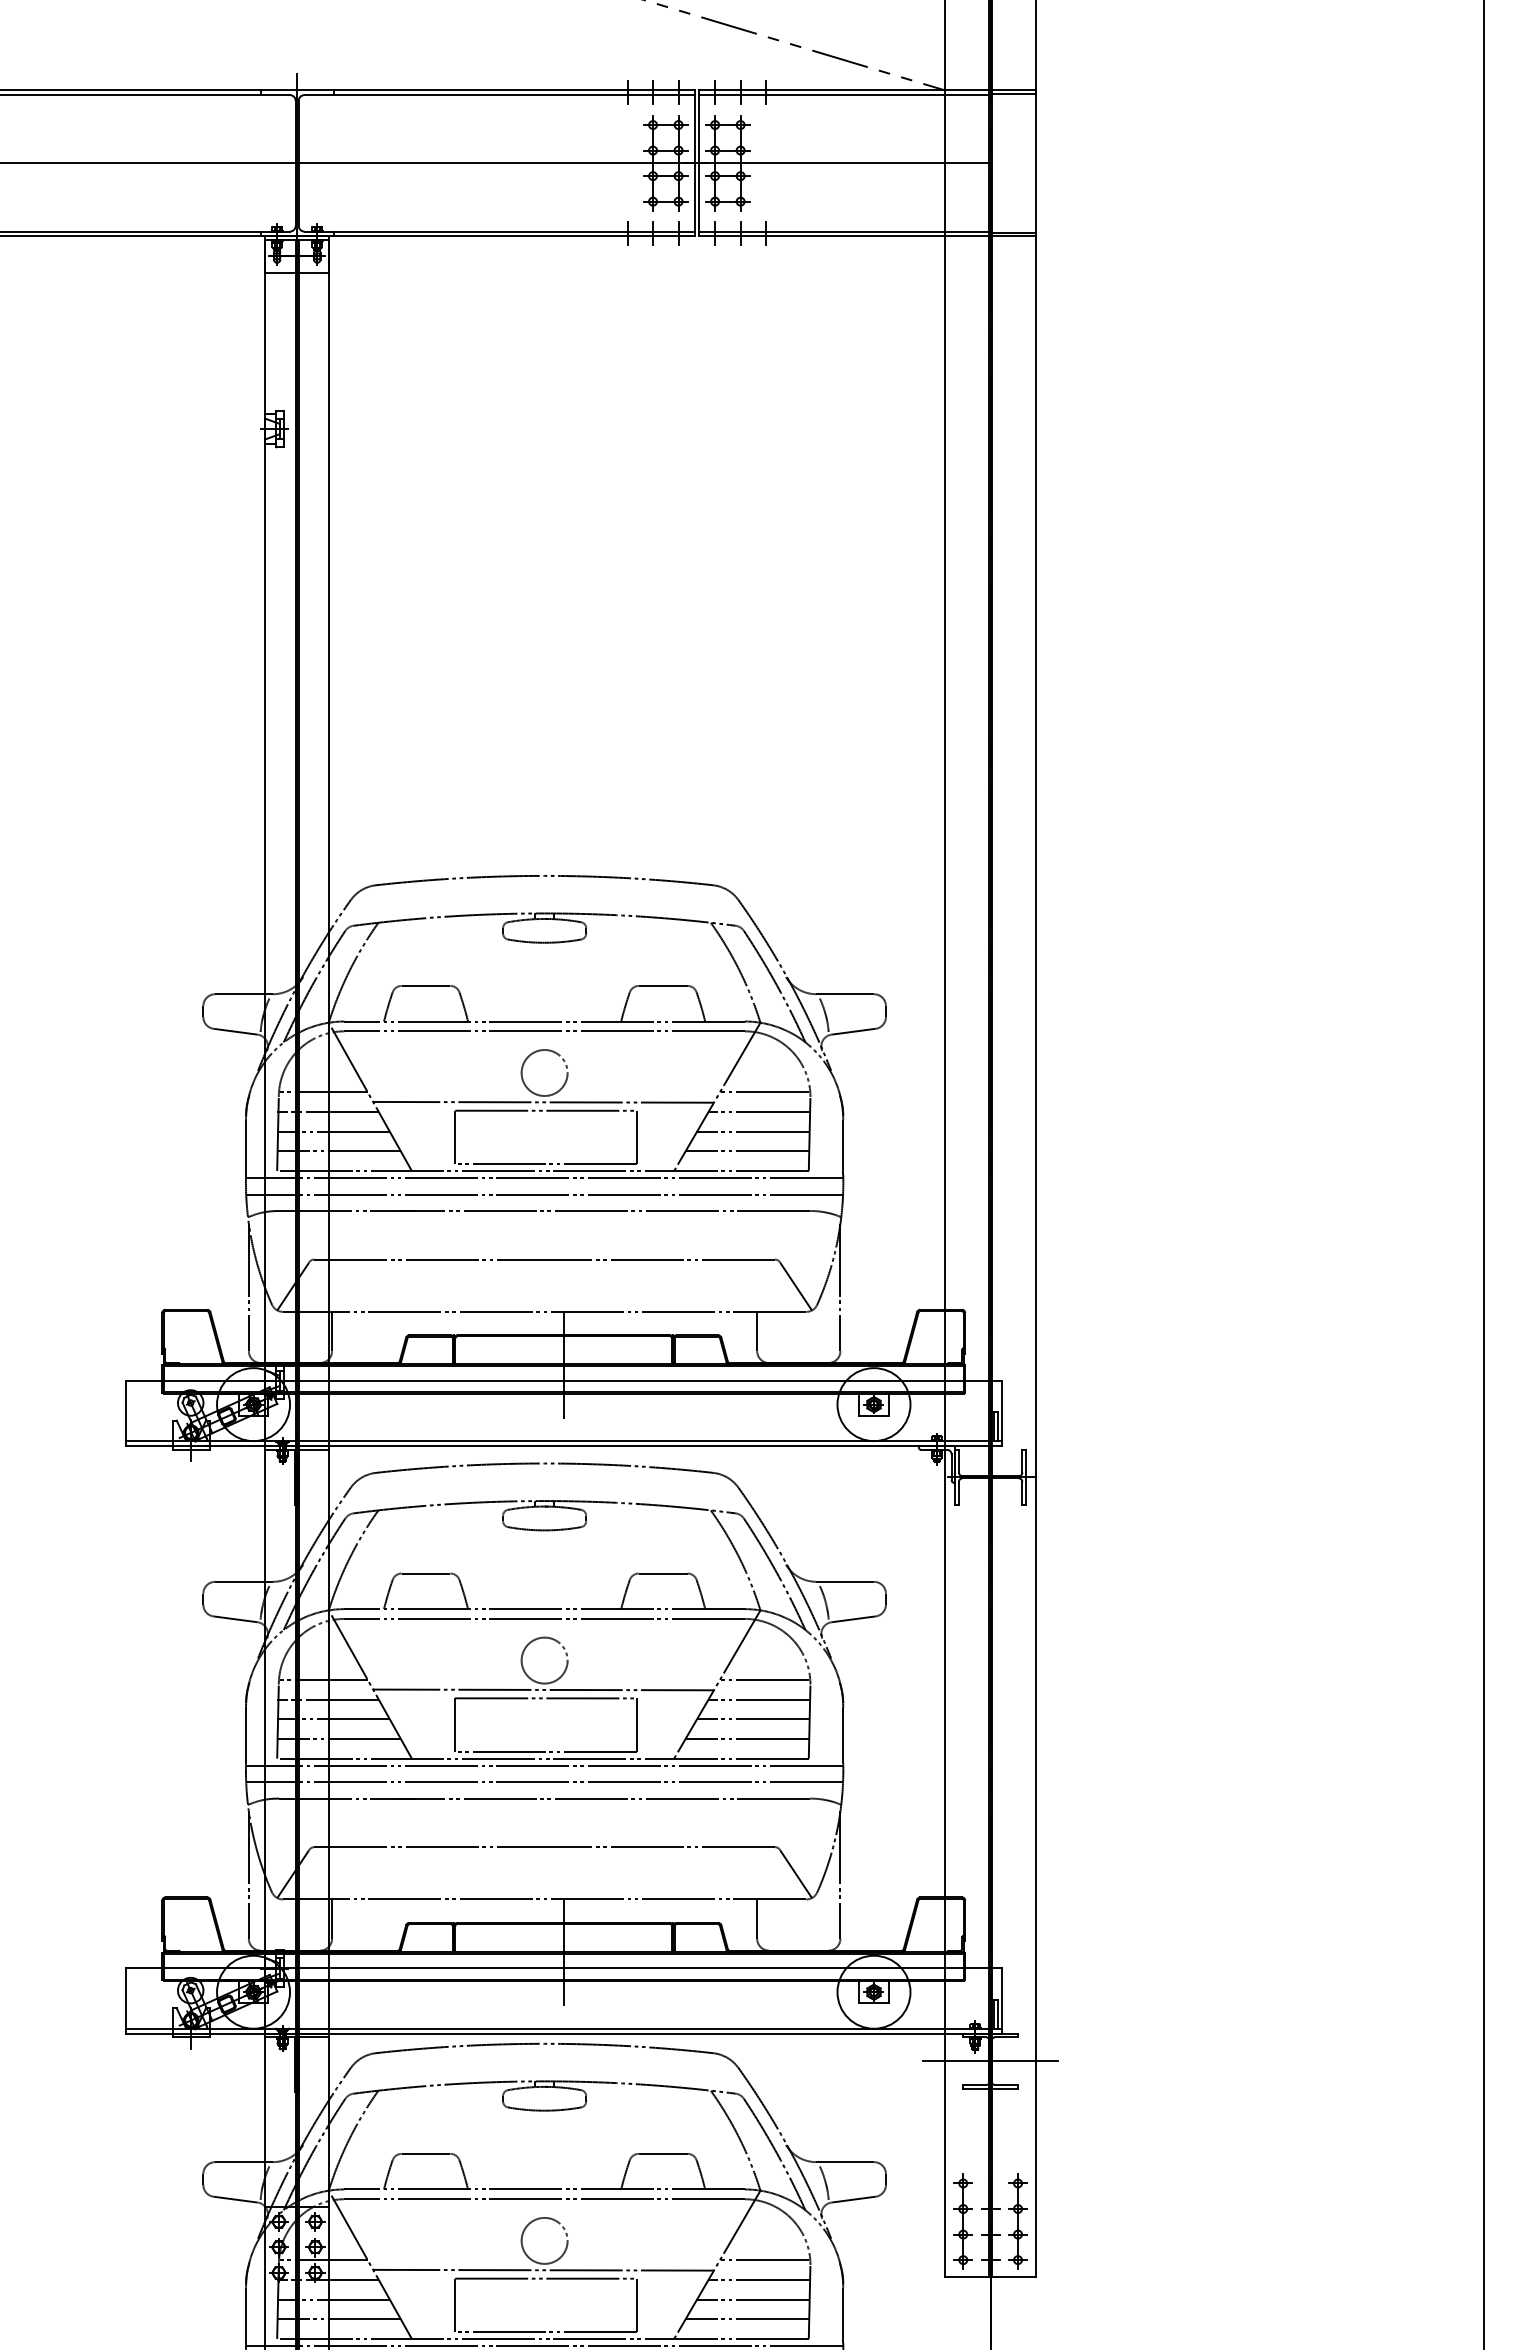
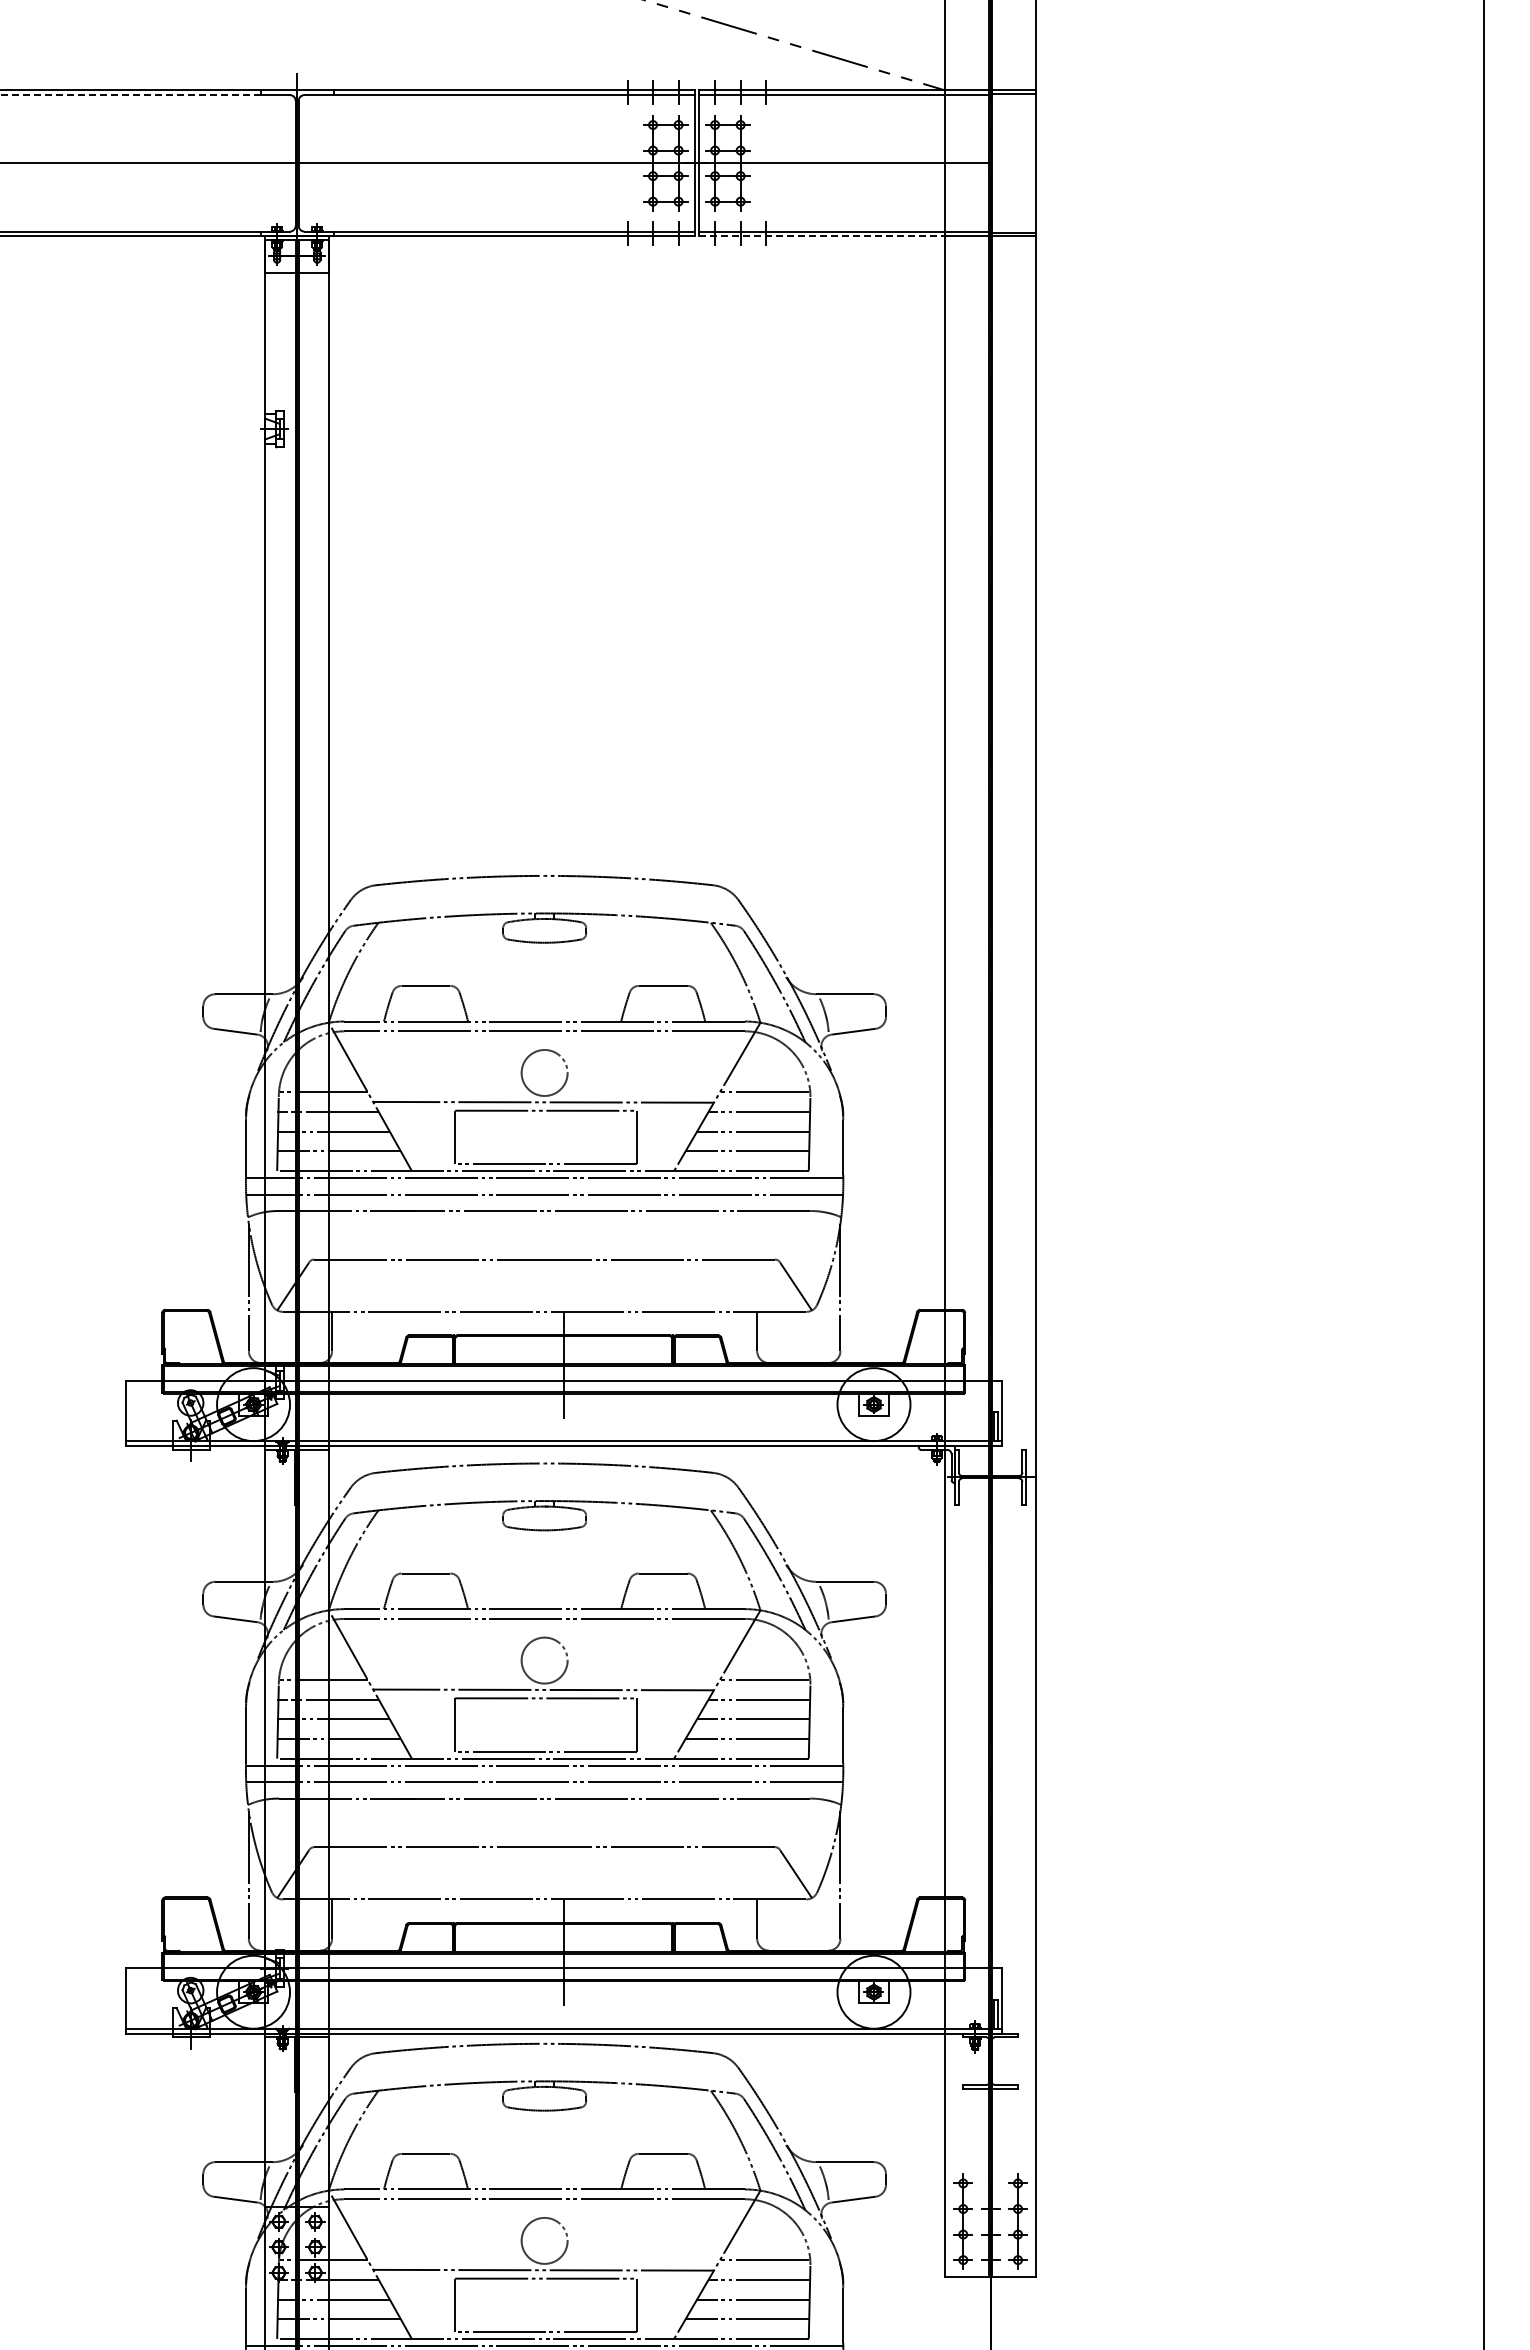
line: solid -> dashed (130, 95)
line: solid -> dashed (822, 236)
line: present -> none (990, 2061)
